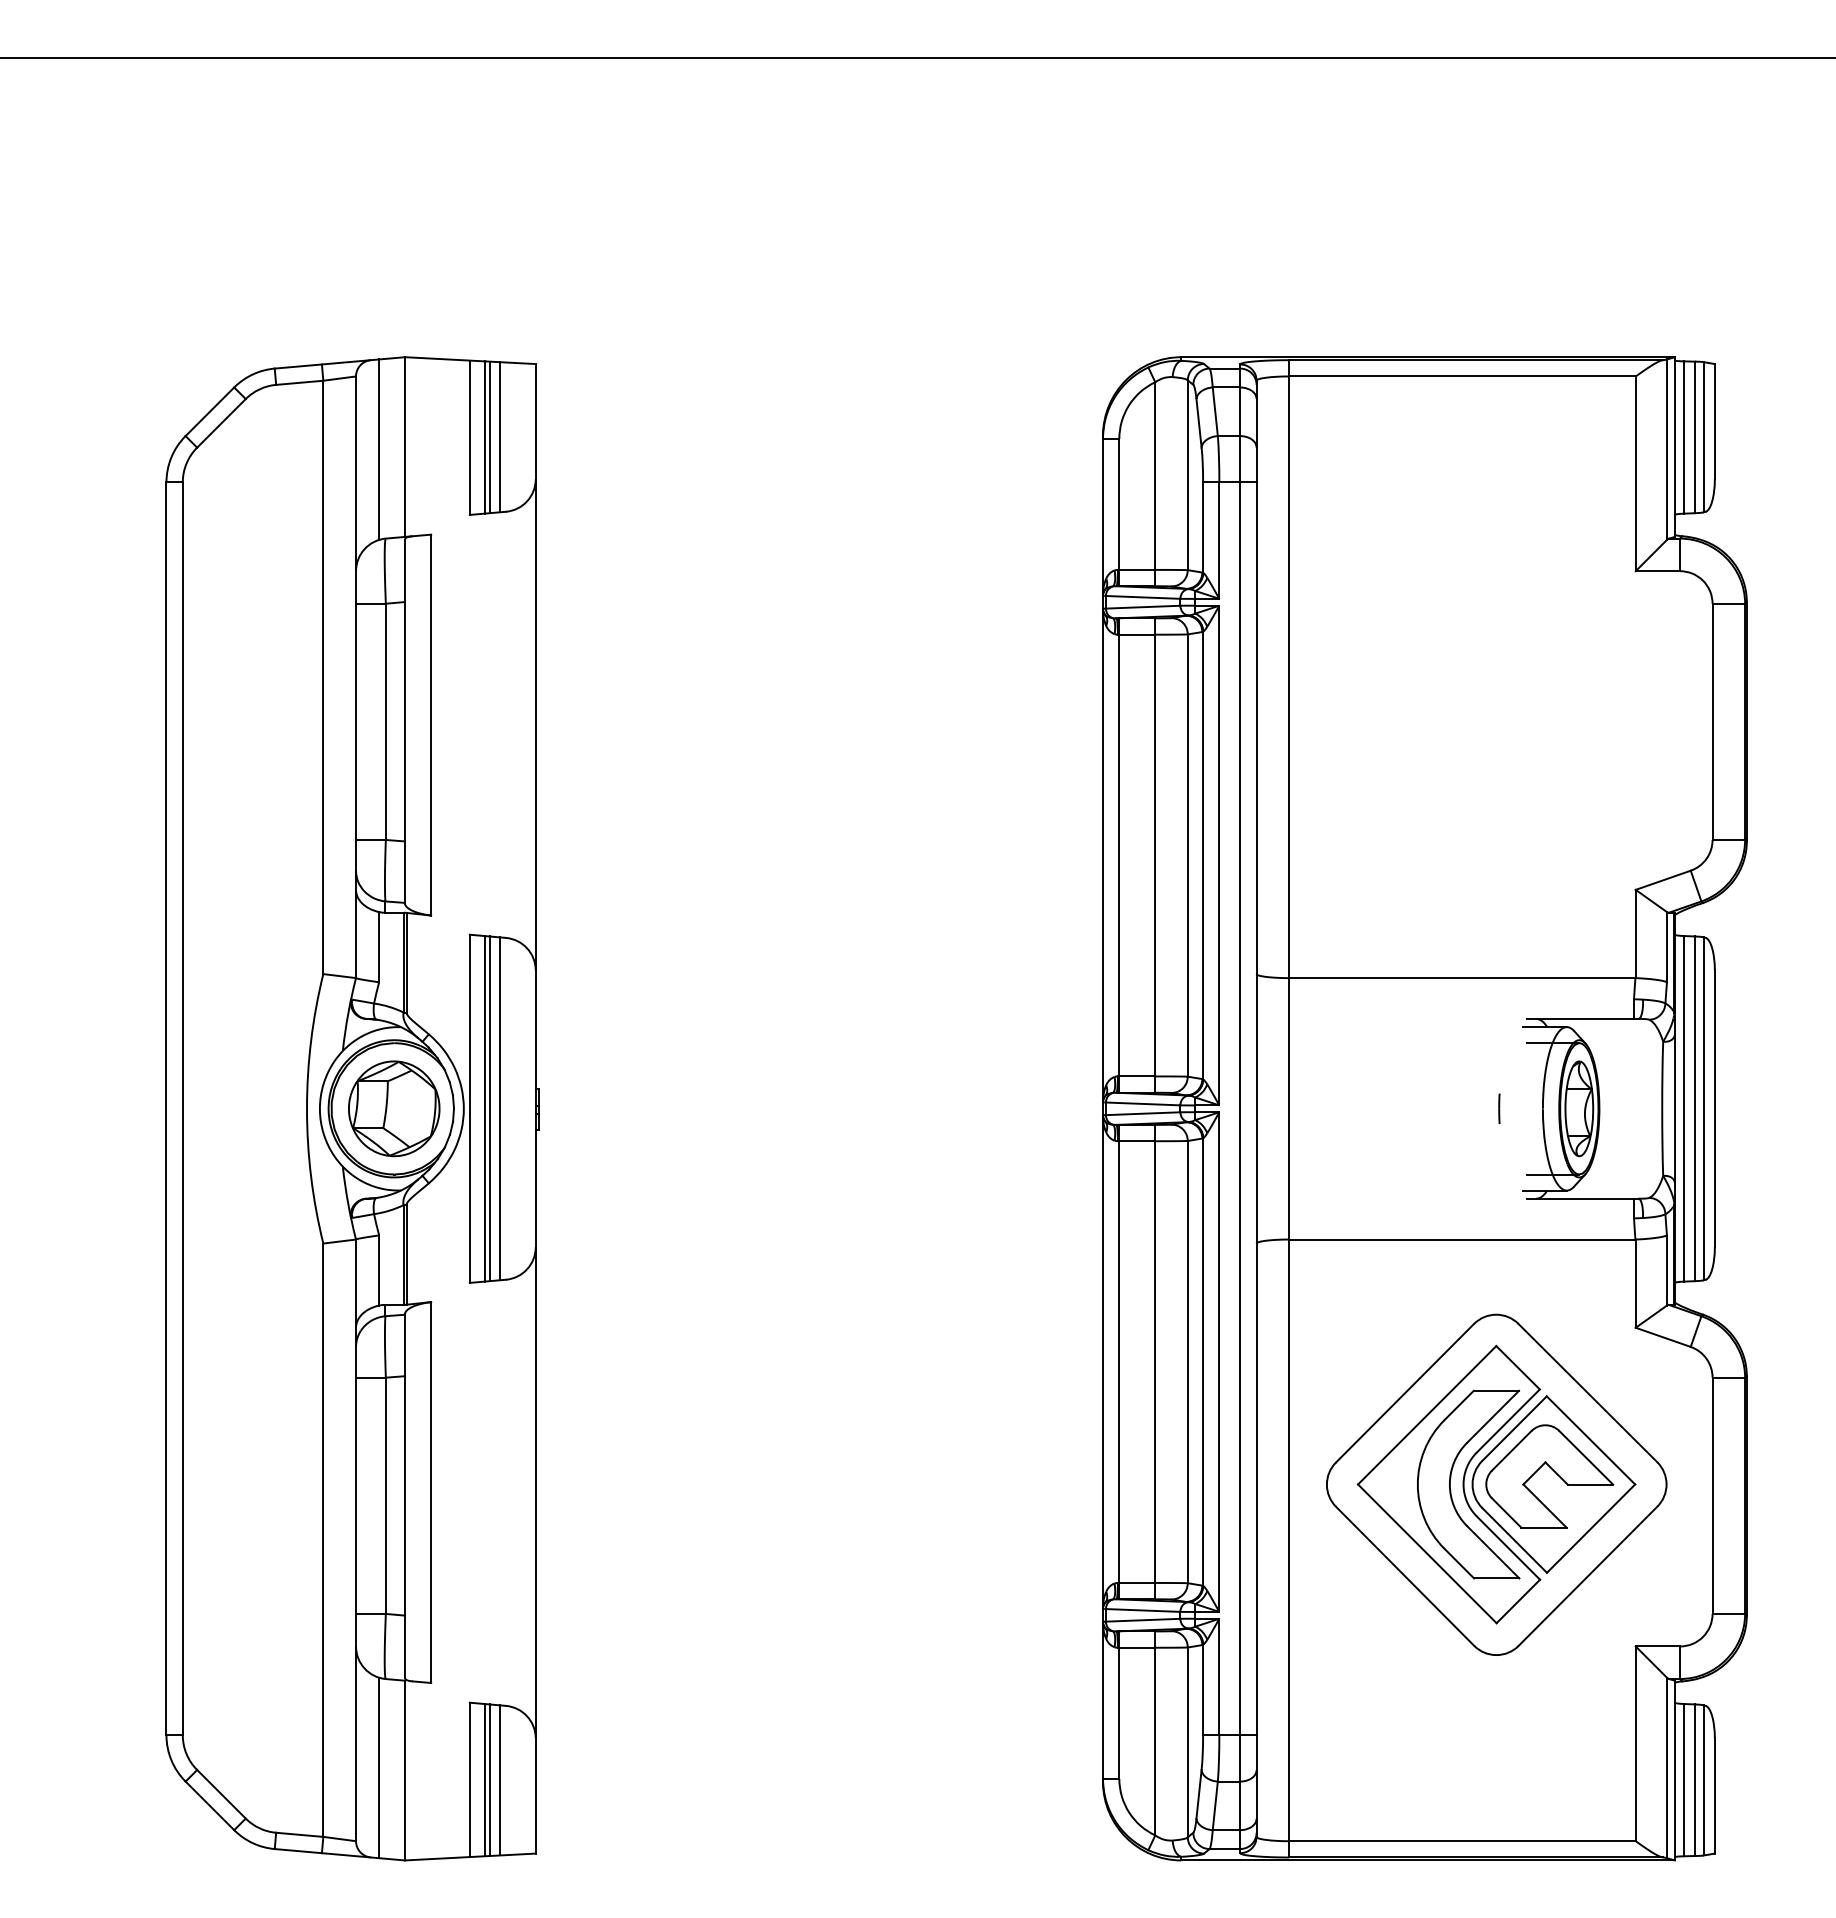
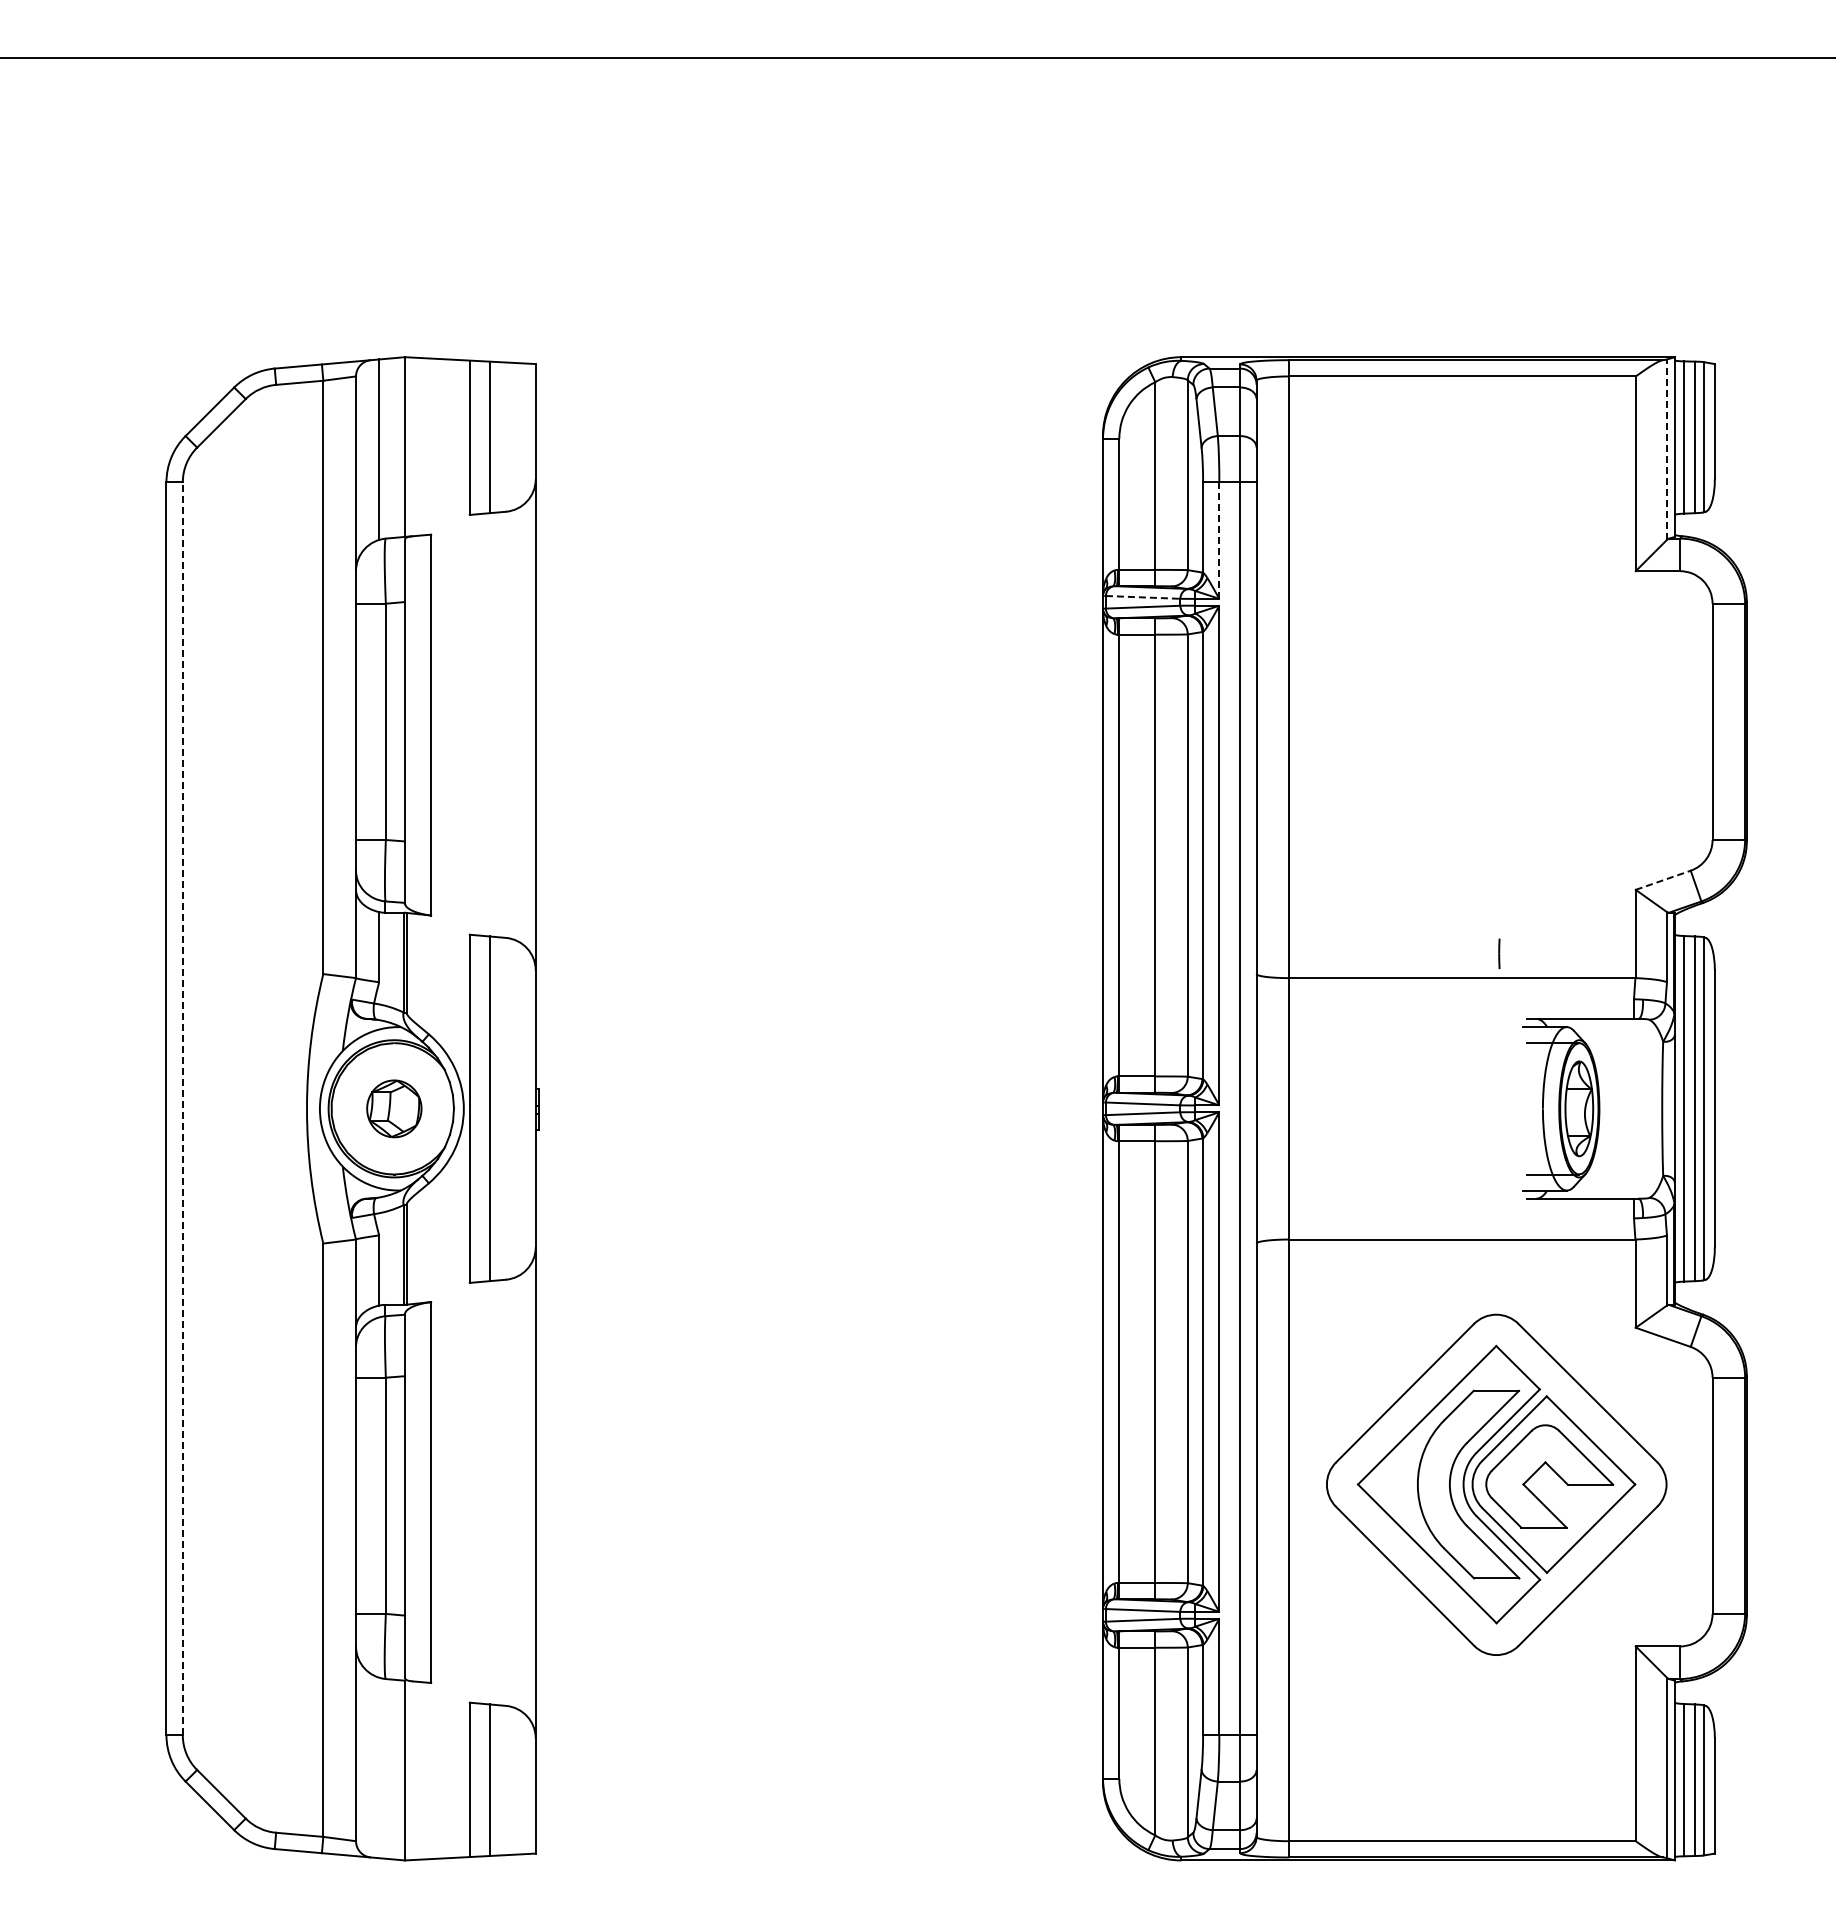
line: present -> none (484, 437)
line: present -> none (499, 437)
line: solid -> dashed (1666, 449)
line: solid -> dashed (1219, 541)
line: solid -> dashed (1143, 597)
line: solid -> dashed (1663, 880)
line: solid -> dashed (182, 1108)
part size: 93x98 px -> 57x60 px (394, 1108)
line: present -> none (484, 1108)
line: present -> none (499, 1108)
line position: (1499, 1108) -> (1499, 953) (1499, 953)
line: present -> none (379, 1767)
line: present -> none (484, 1780)
line: present -> none (499, 1780)
